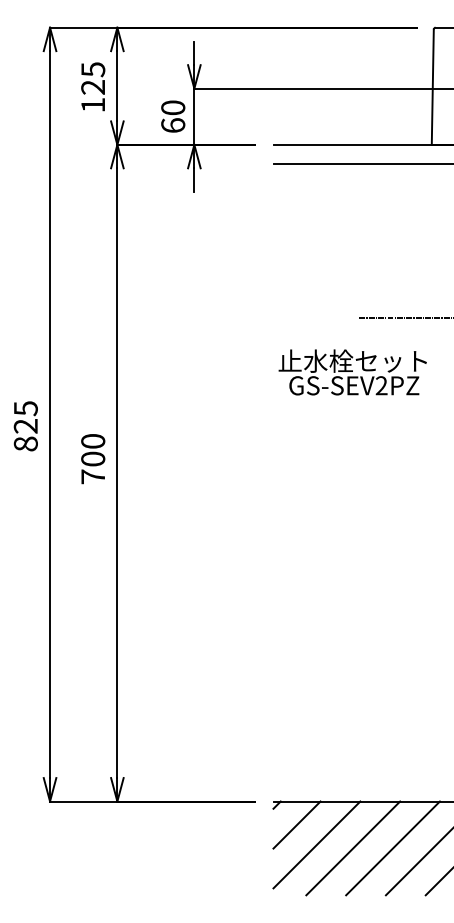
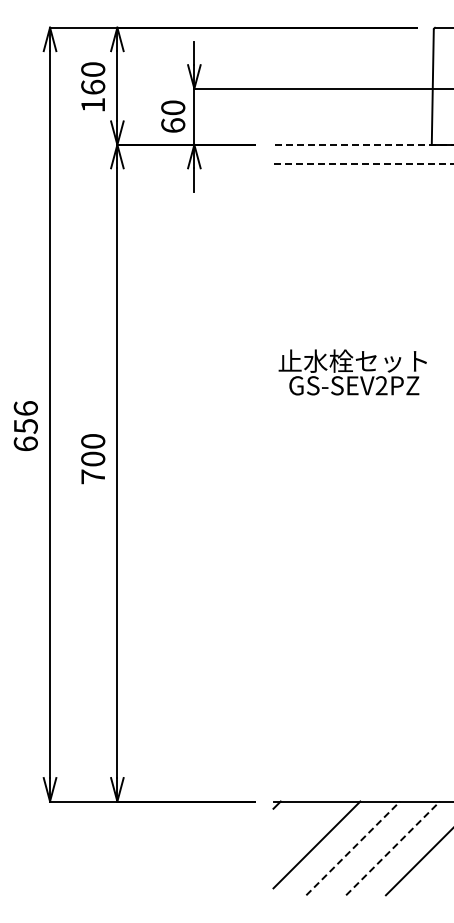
text: 125 -> 160 (93, 78)
line: solid -> dashed (363, 144)
line: solid -> dashed (363, 163)
line: present -> none (404, 318)
text: 825 -> 656 (25, 426)
line: present -> none (296, 824)
line: solid -> dashed (353, 848)
line: solid -> dashed (393, 848)
line: present -> none (437, 882)
